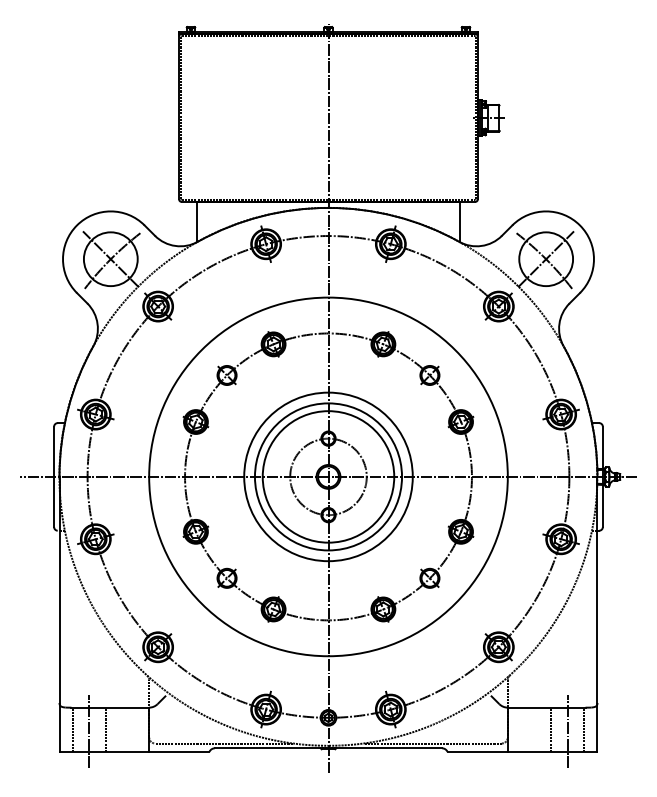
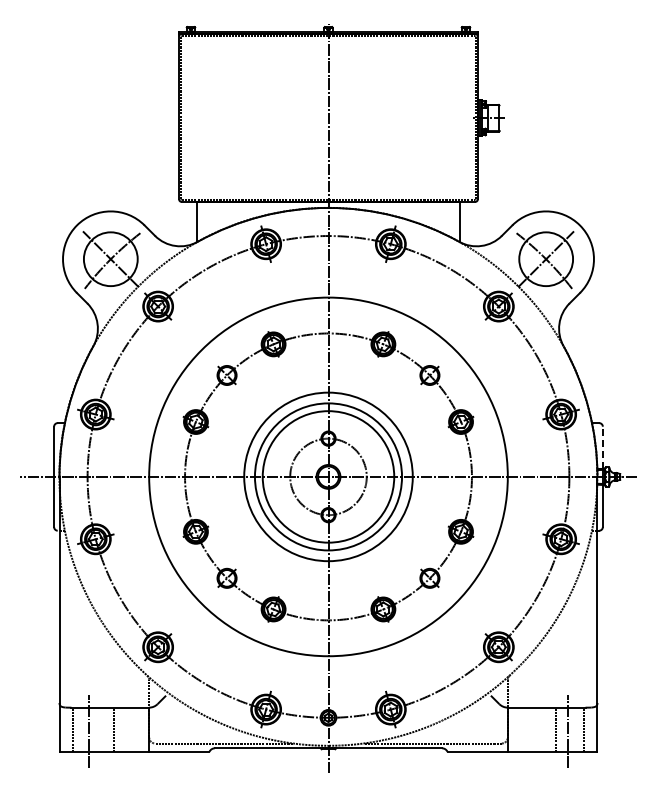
line: solid -> dashed (602, 447)
line position: (106, 729) -> (114, 729) (114, 729)
line position: (550, 729) -> (555, 729) (555, 729)
